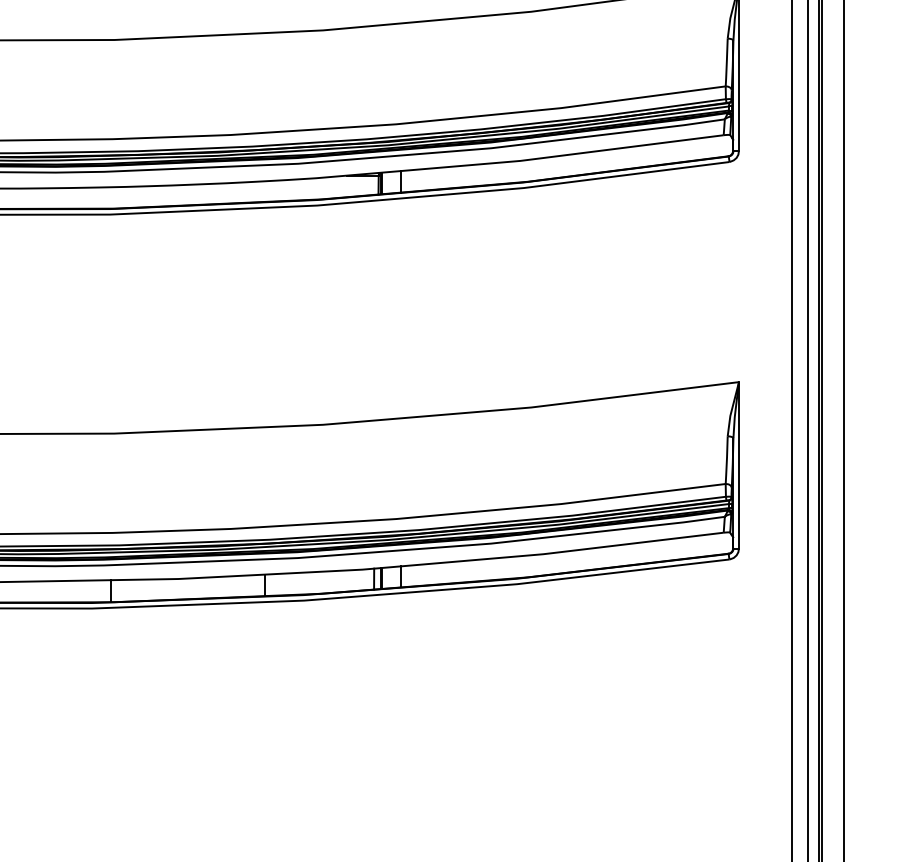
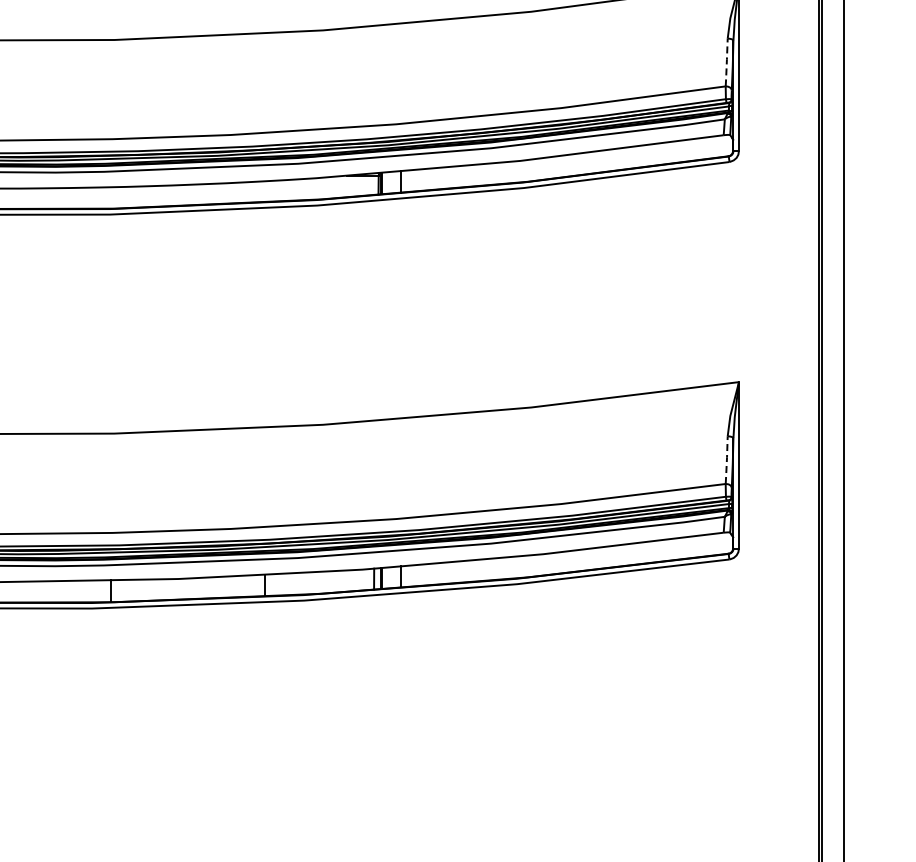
line: solid -> dashed (726, 62)
line: present -> none (791, 430)
line: present -> none (808, 430)
line: solid -> dashed (726, 460)
